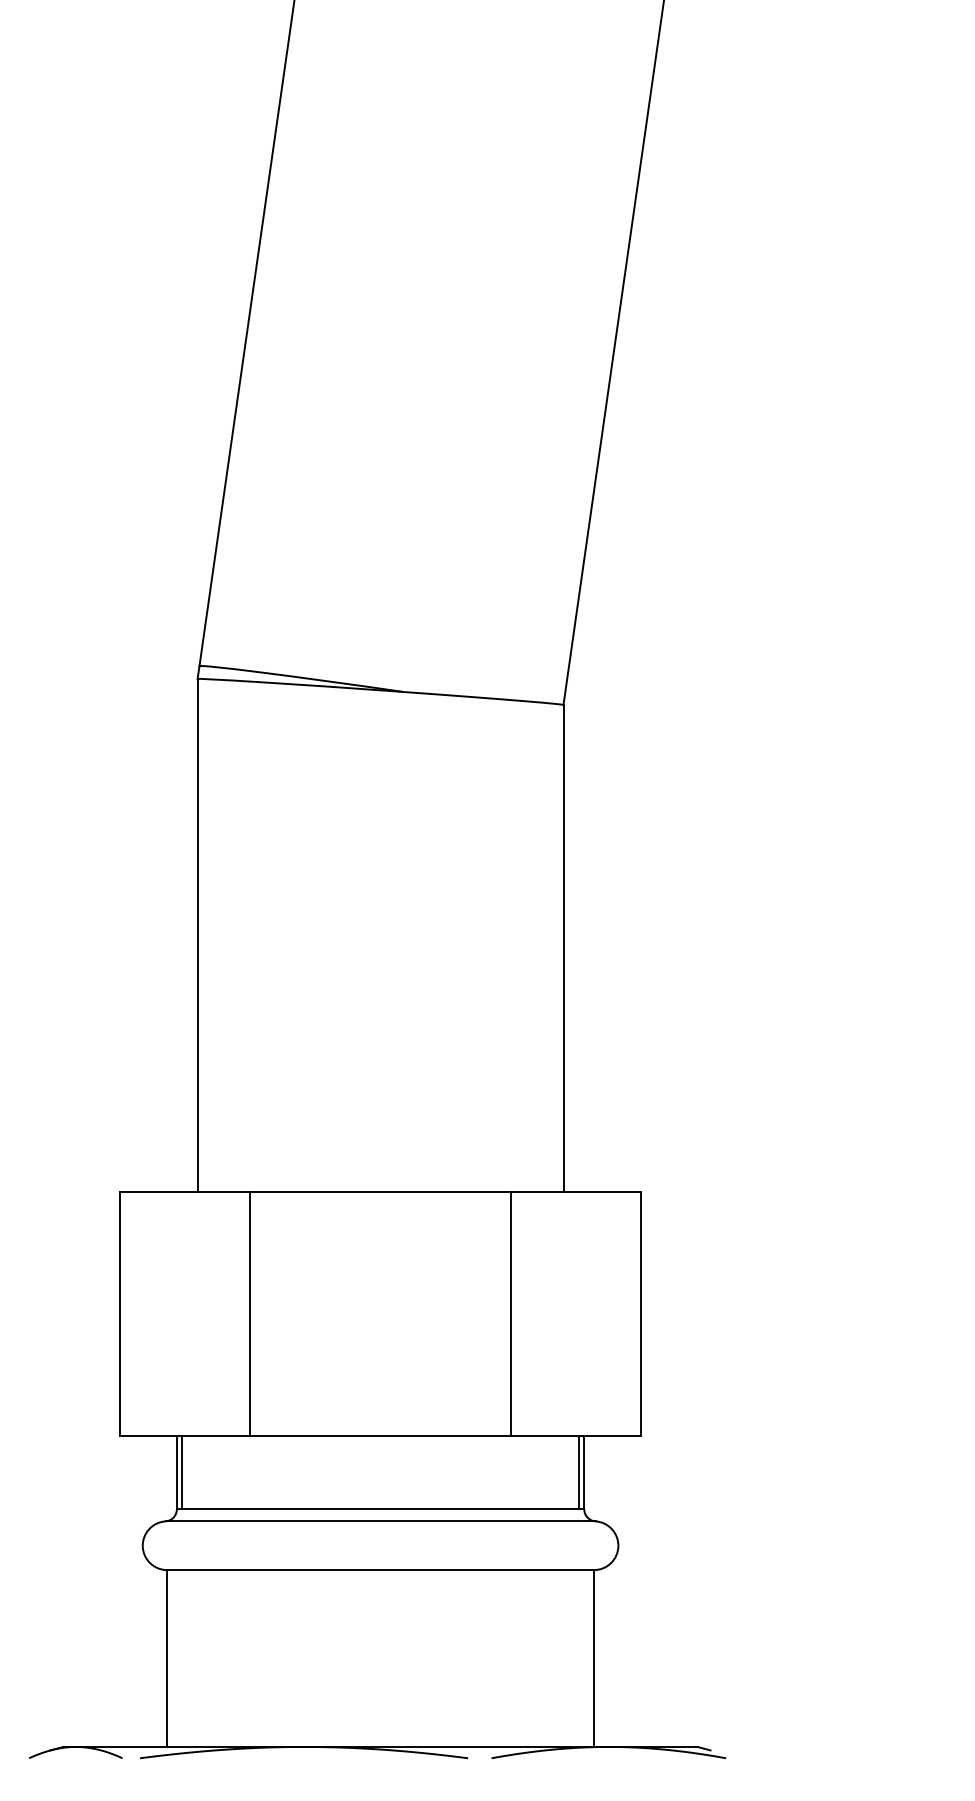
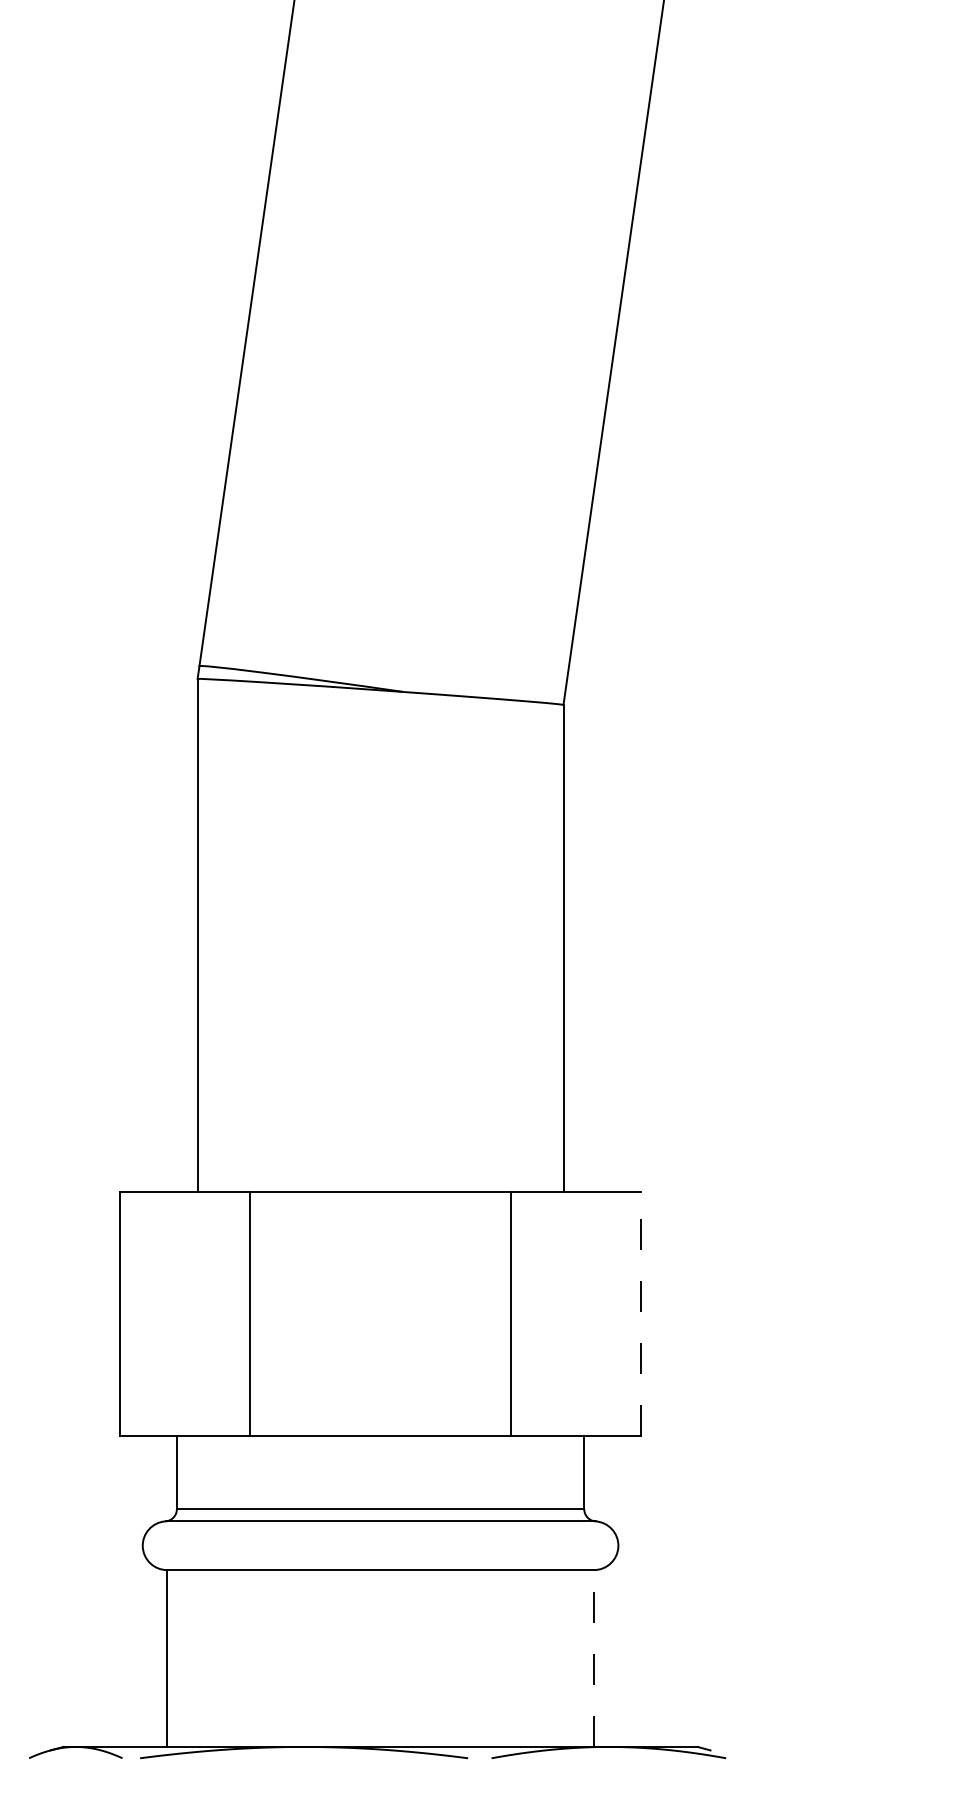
line: solid -> dashed (641, 1314)
line: present -> none (181, 1472)
line: present -> none (579, 1472)
line: solid -> dashed (594, 1658)
